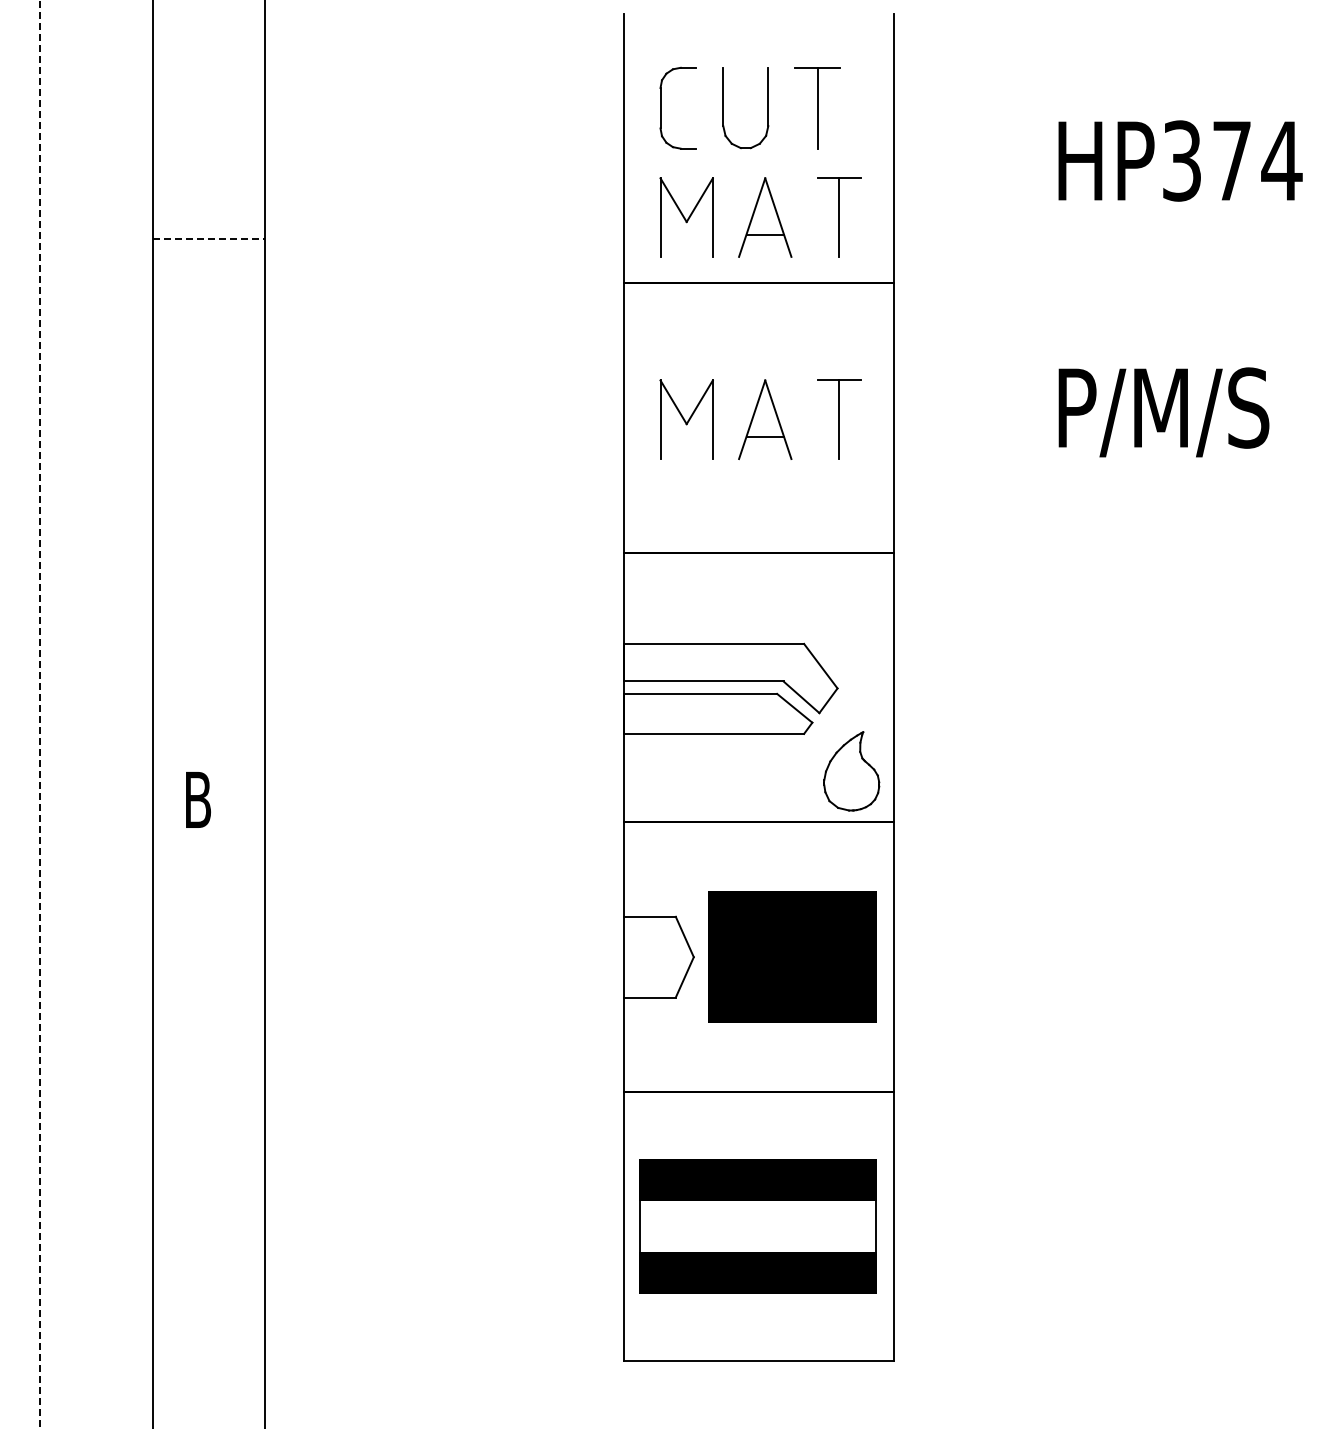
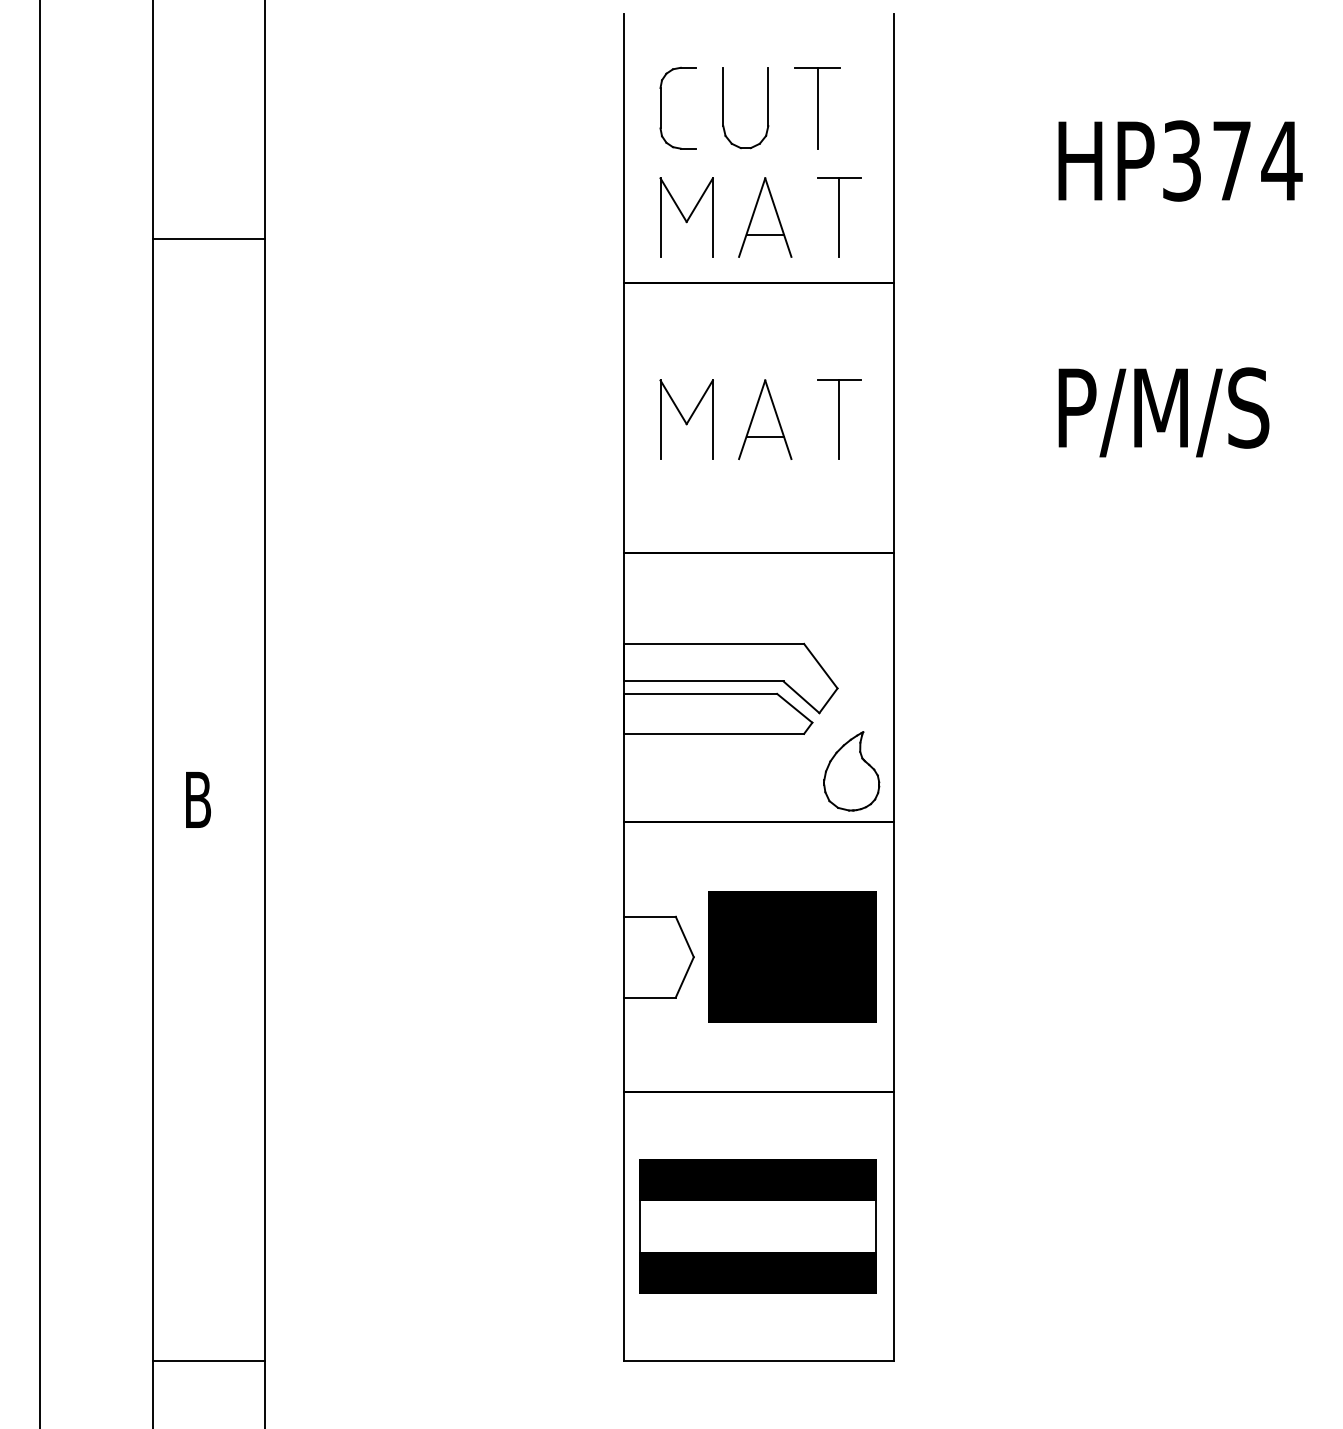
line: dashed -> solid (209, 238)
line: dashed -> solid (40, 714)
line: none -> present (208, 1361)
